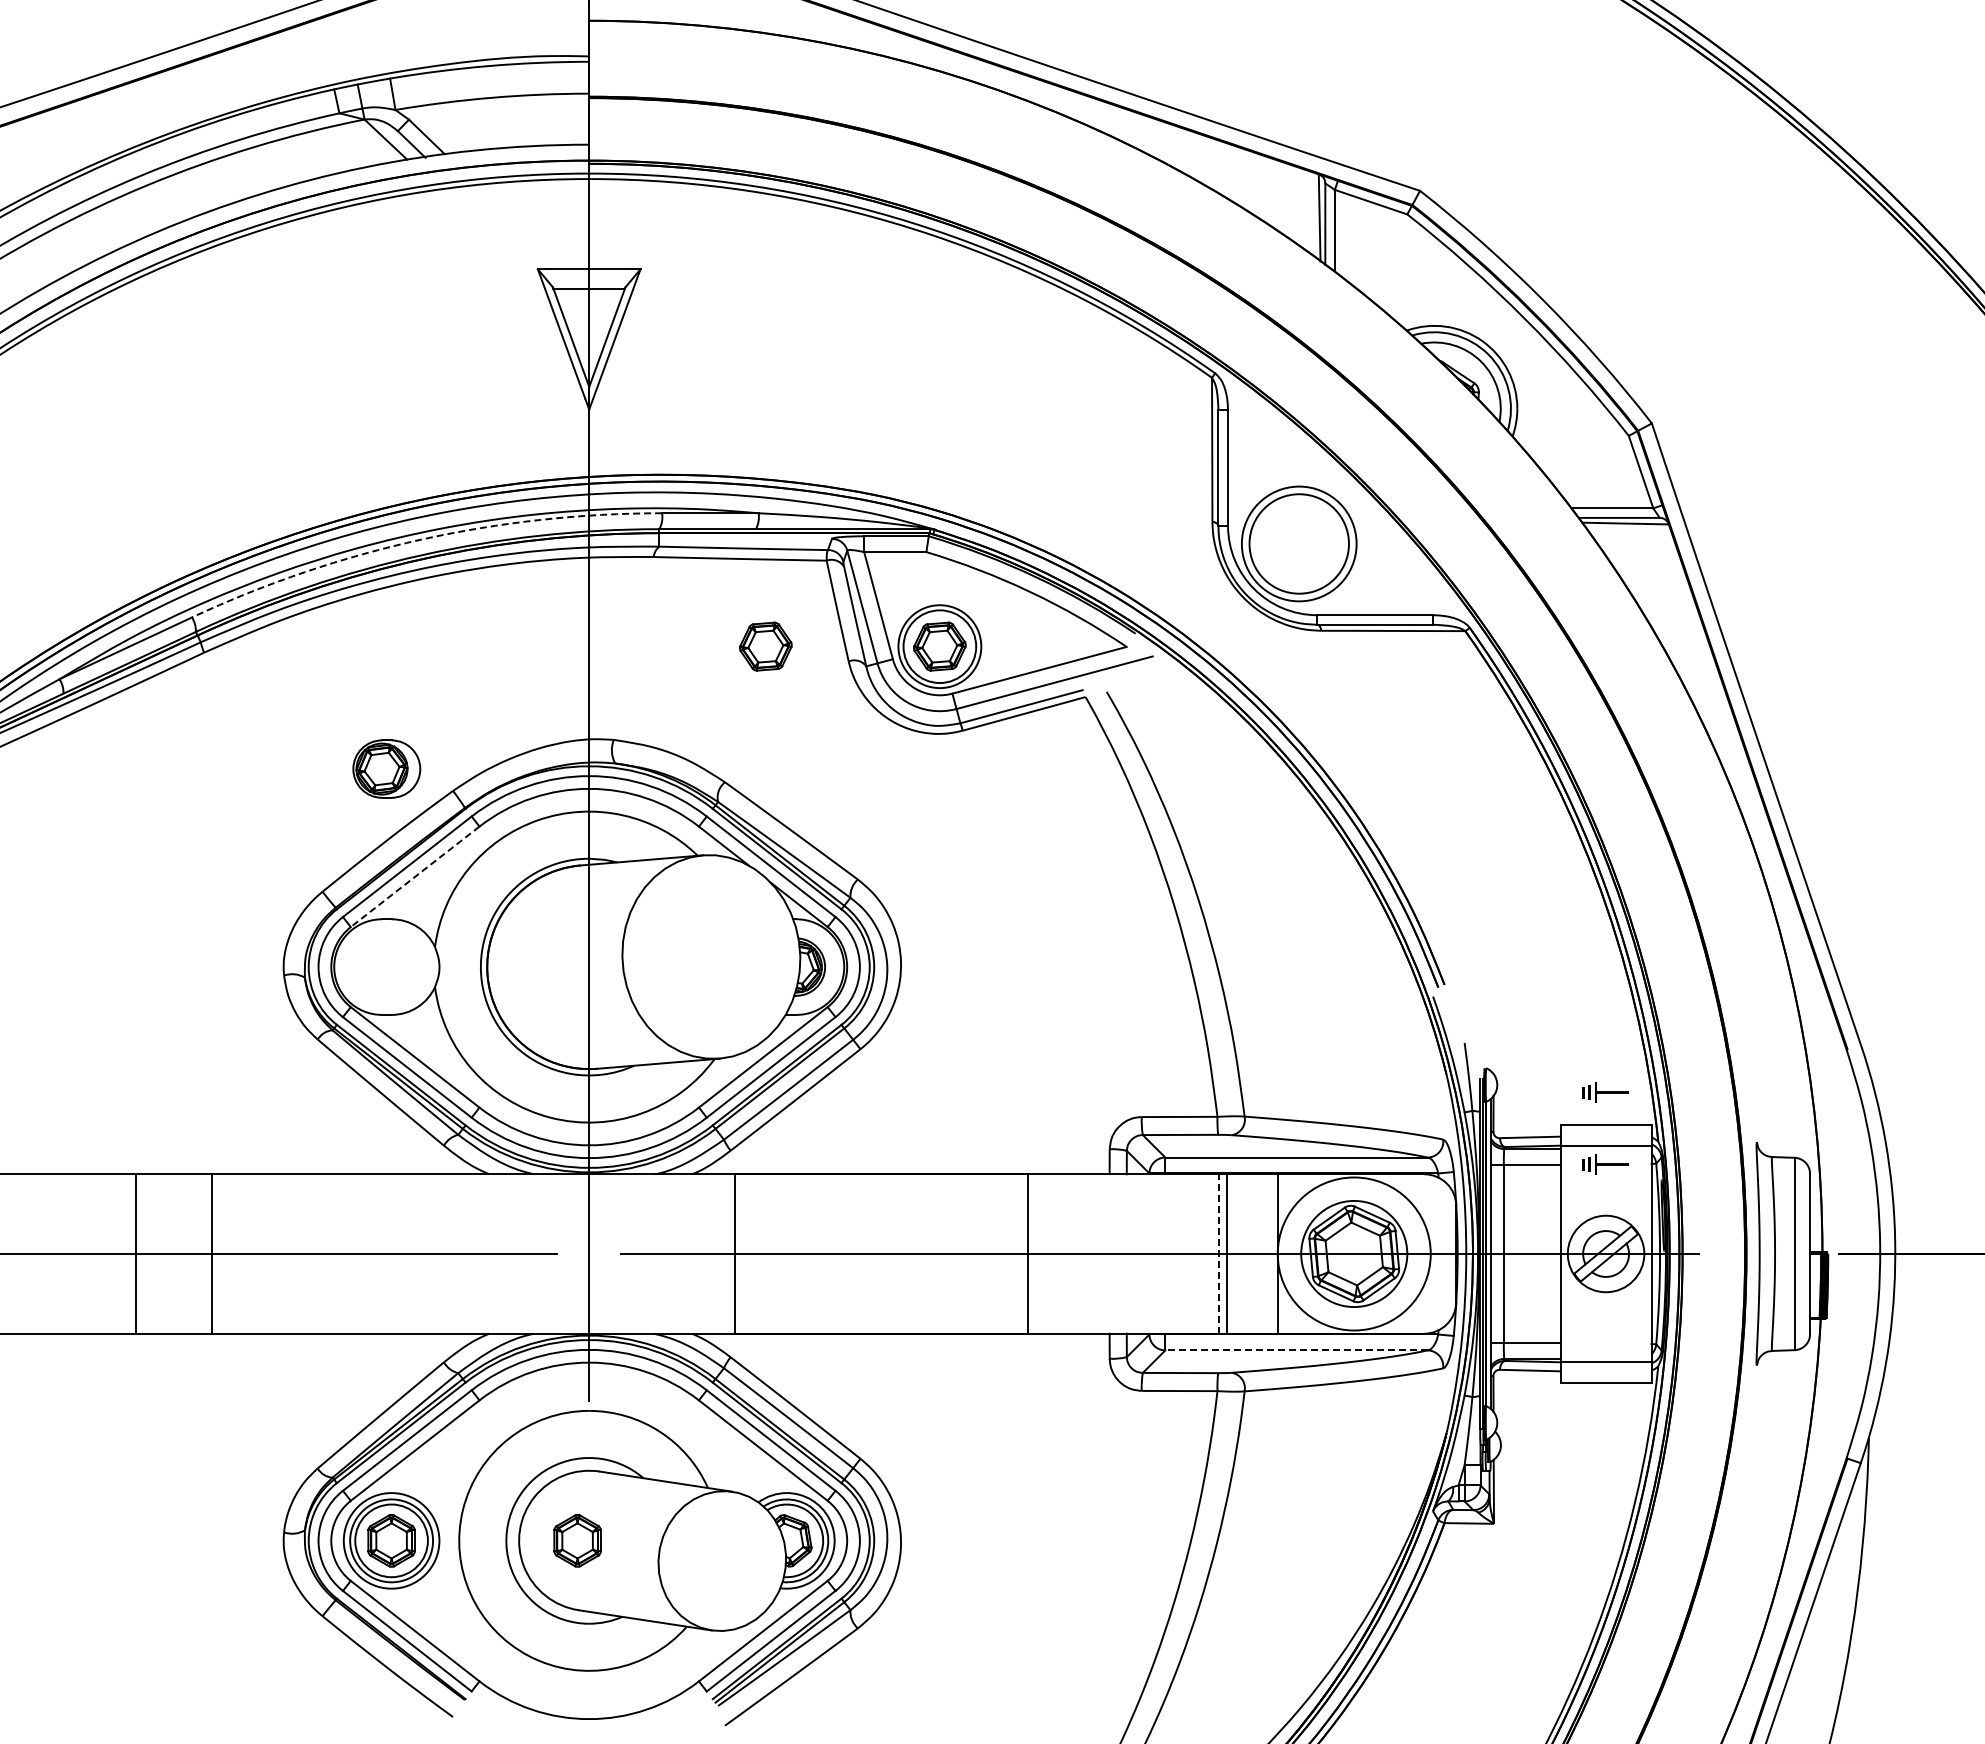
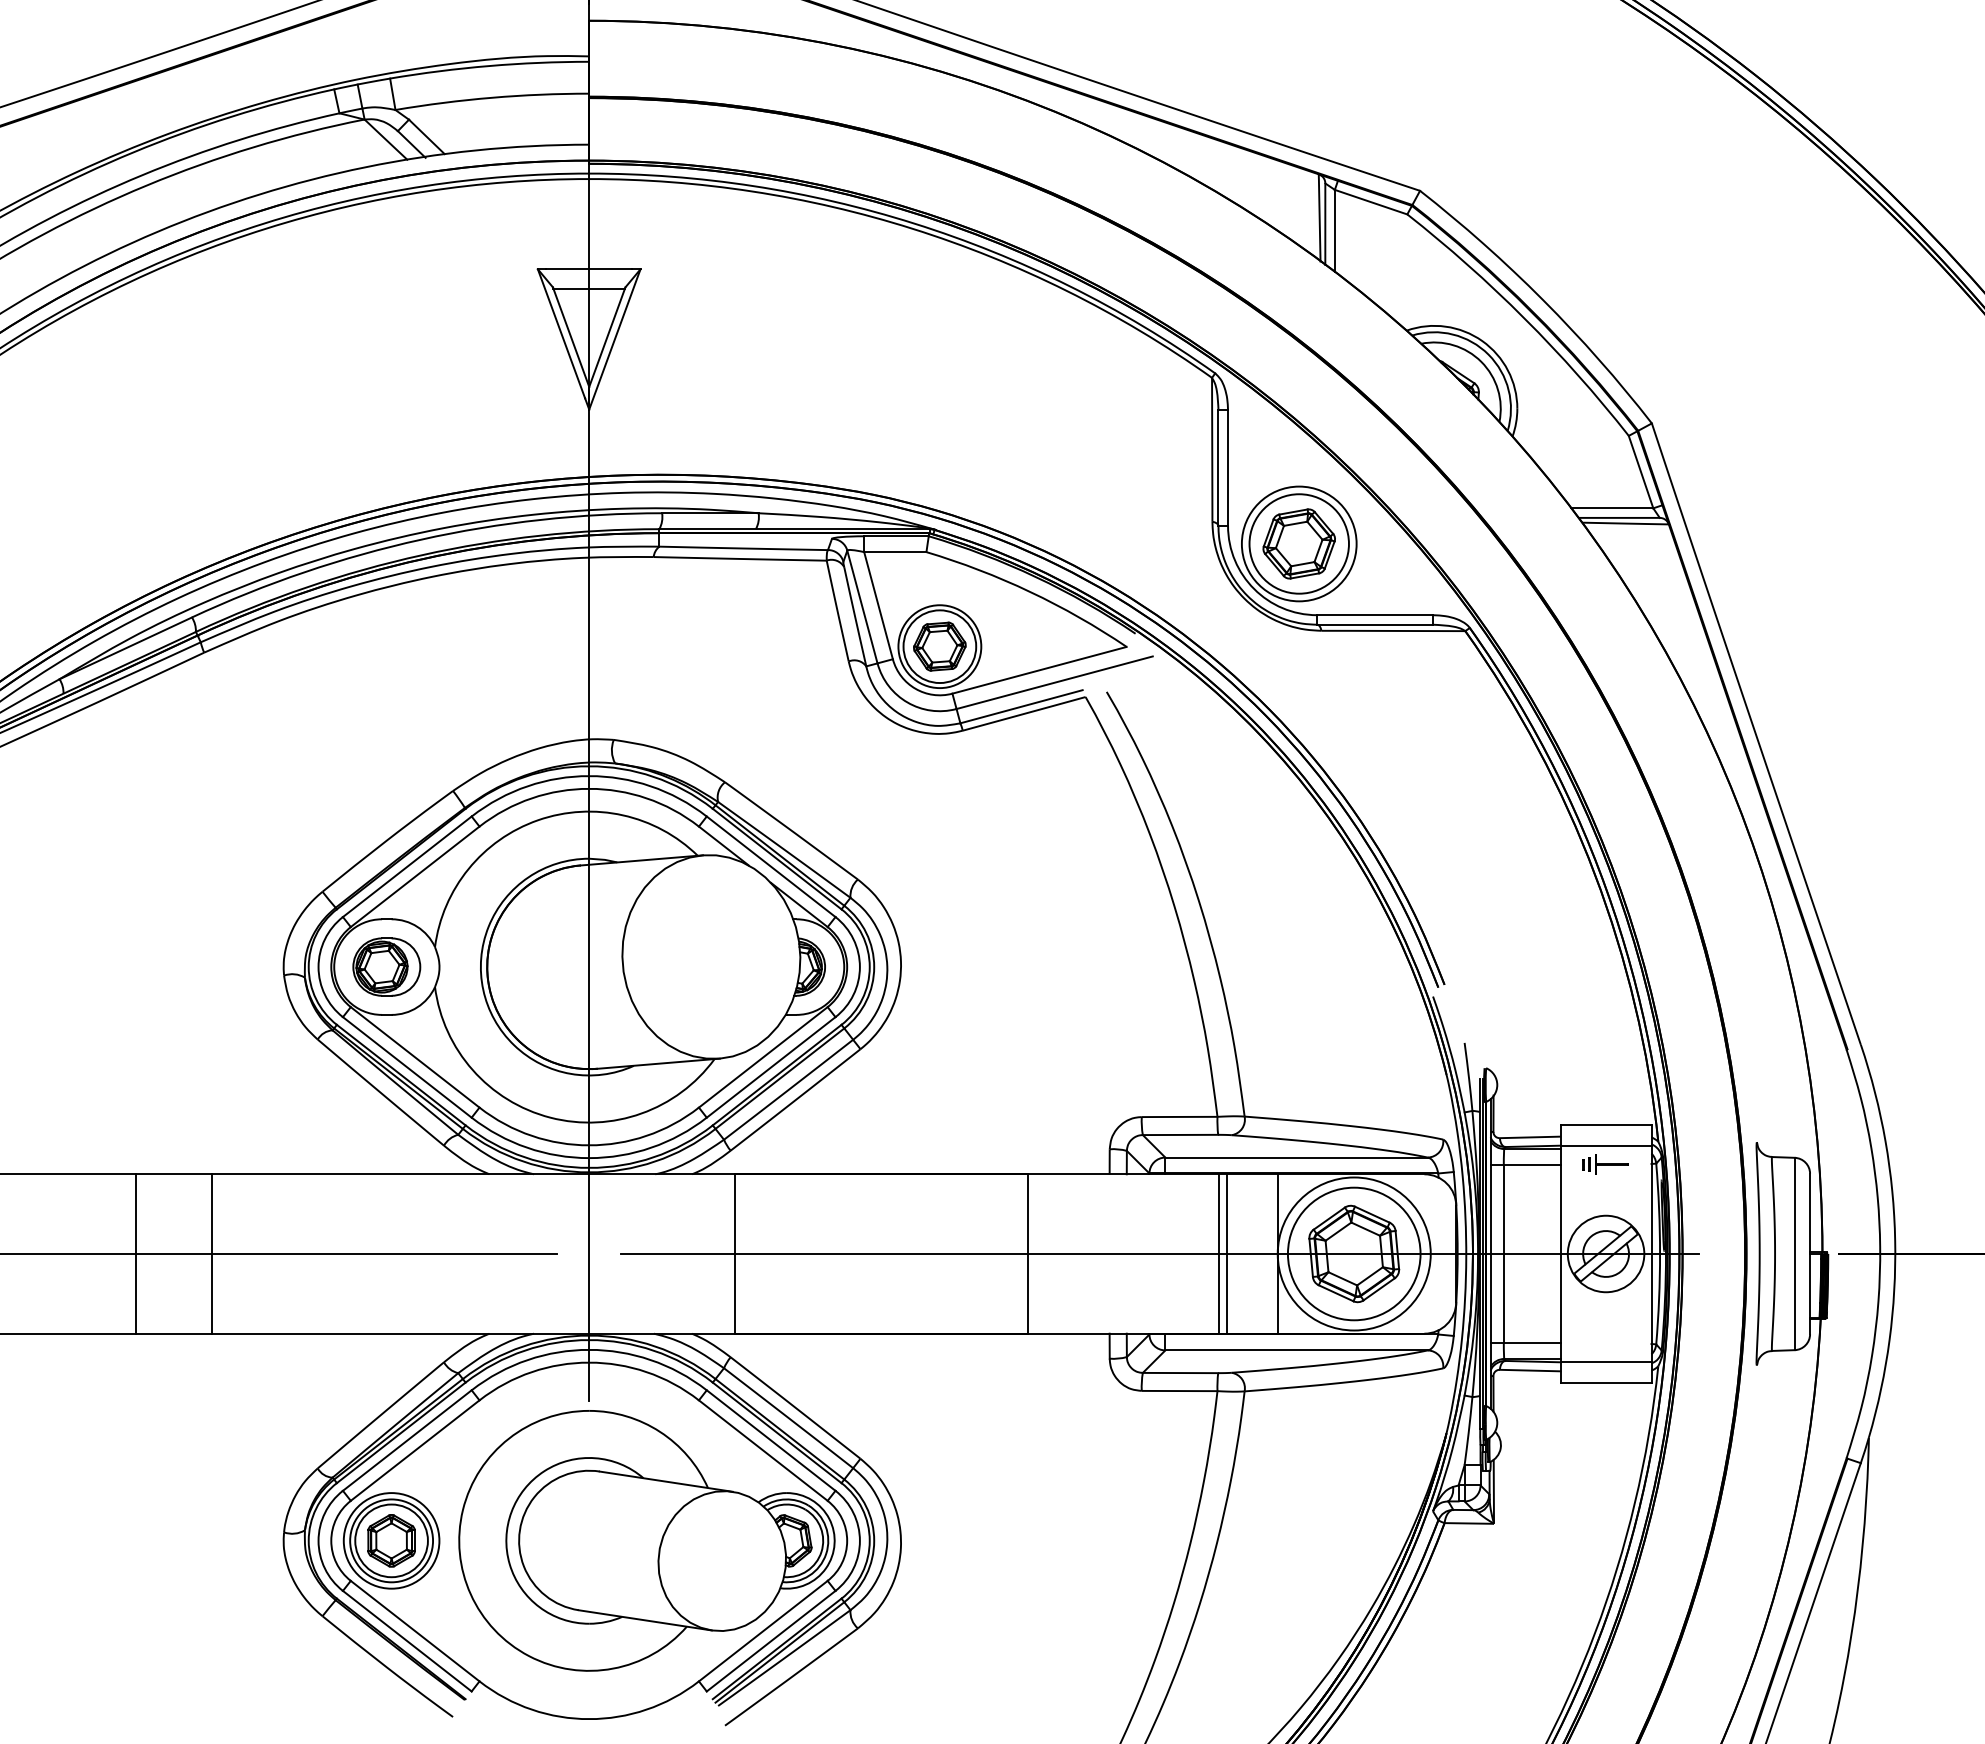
arc: dashed -> solid (421, 539)
part: none -> present (1298, 543)
part: present -> none (765, 646)
part position: (386, 768) -> (386, 966) (386, 966)
line: dashed -> solid (415, 876)
part: present -> none (1605, 1092)
circle diameter: 106 px -> 133 px (1353, 1253)
line: dashed -> solid (1219, 1254)
line: dashed -> solid (1296, 1350)
part: present -> none (577, 1540)
